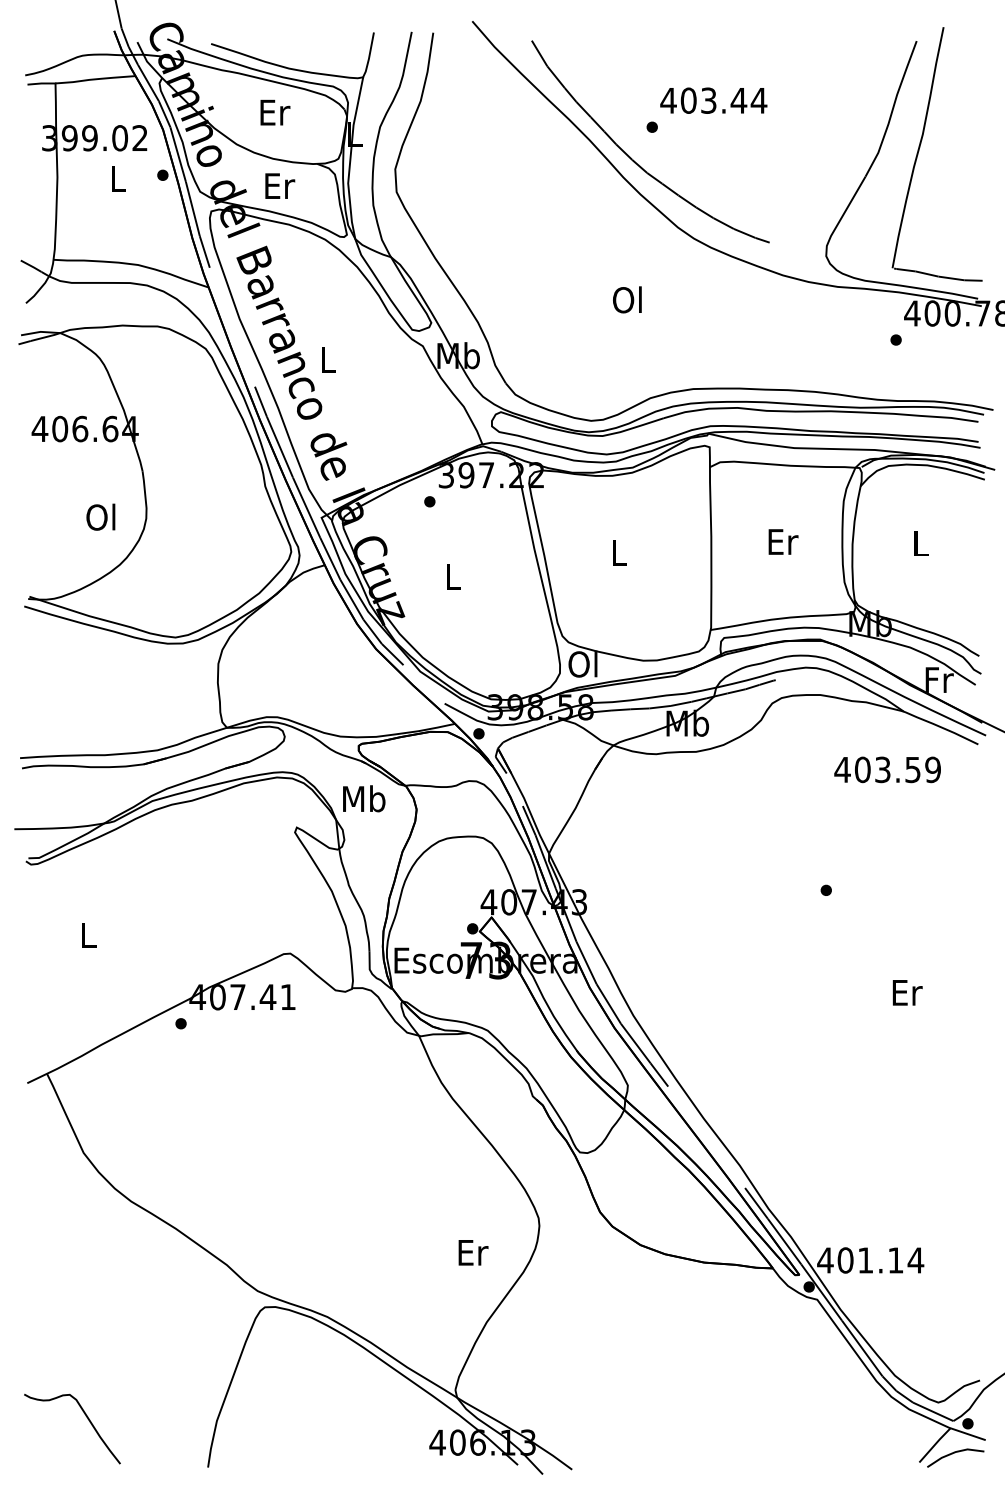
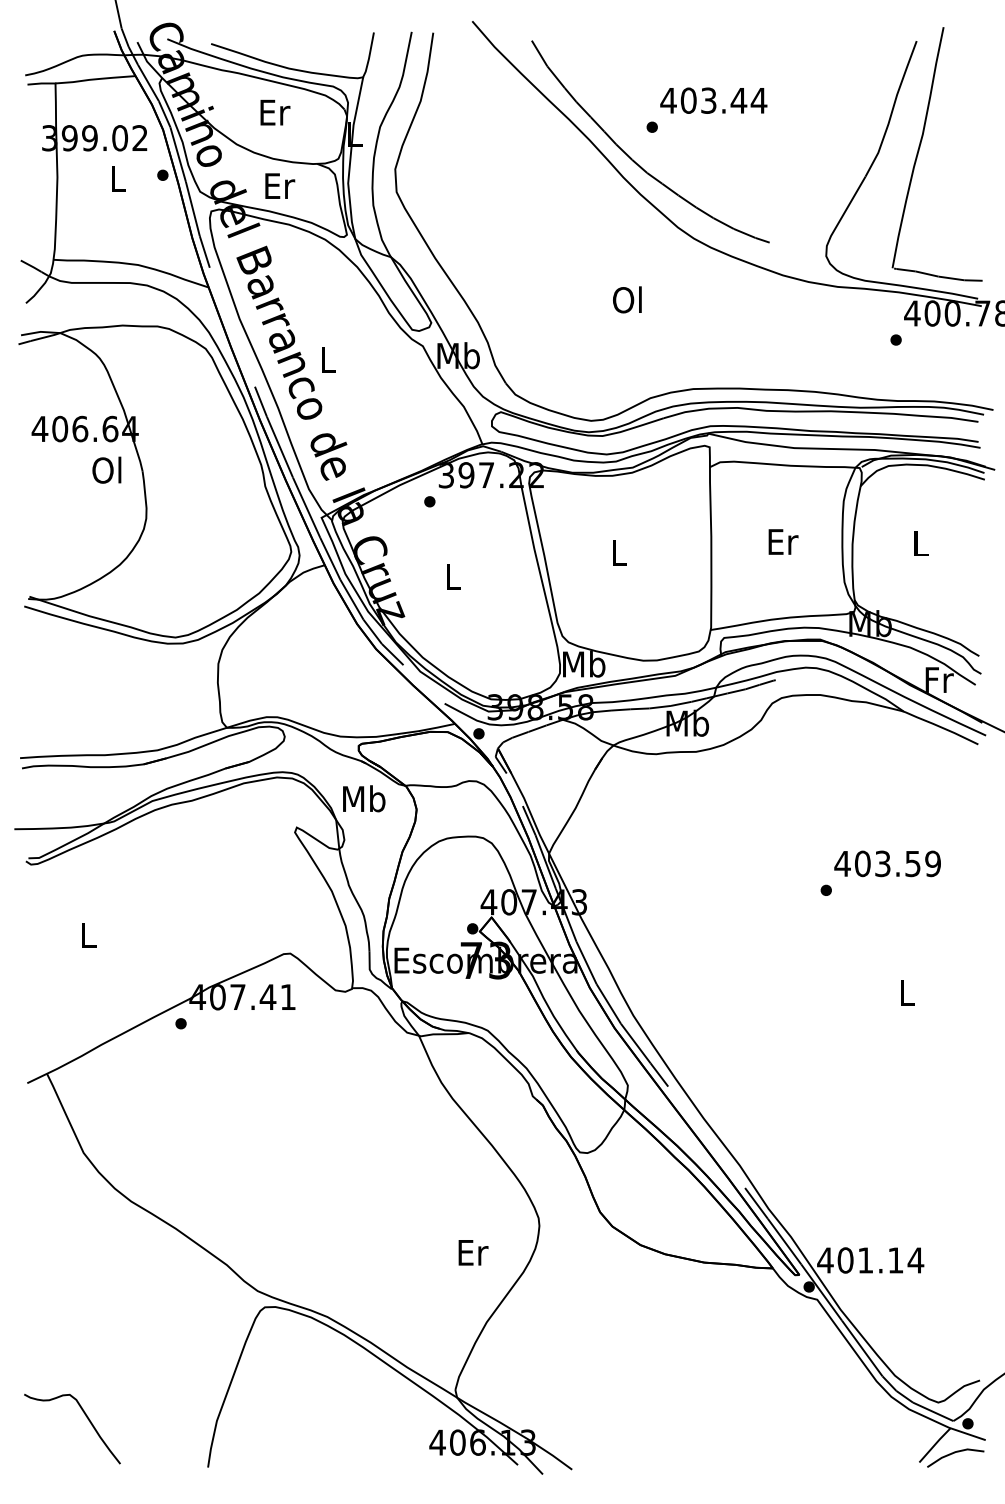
text position: (100, 516) -> (106, 469) (106, 469)
text: Ol -> Mb (584, 663)
text position: (887, 769) -> (887, 863) (887, 863)
text: Er -> L (907, 992)
